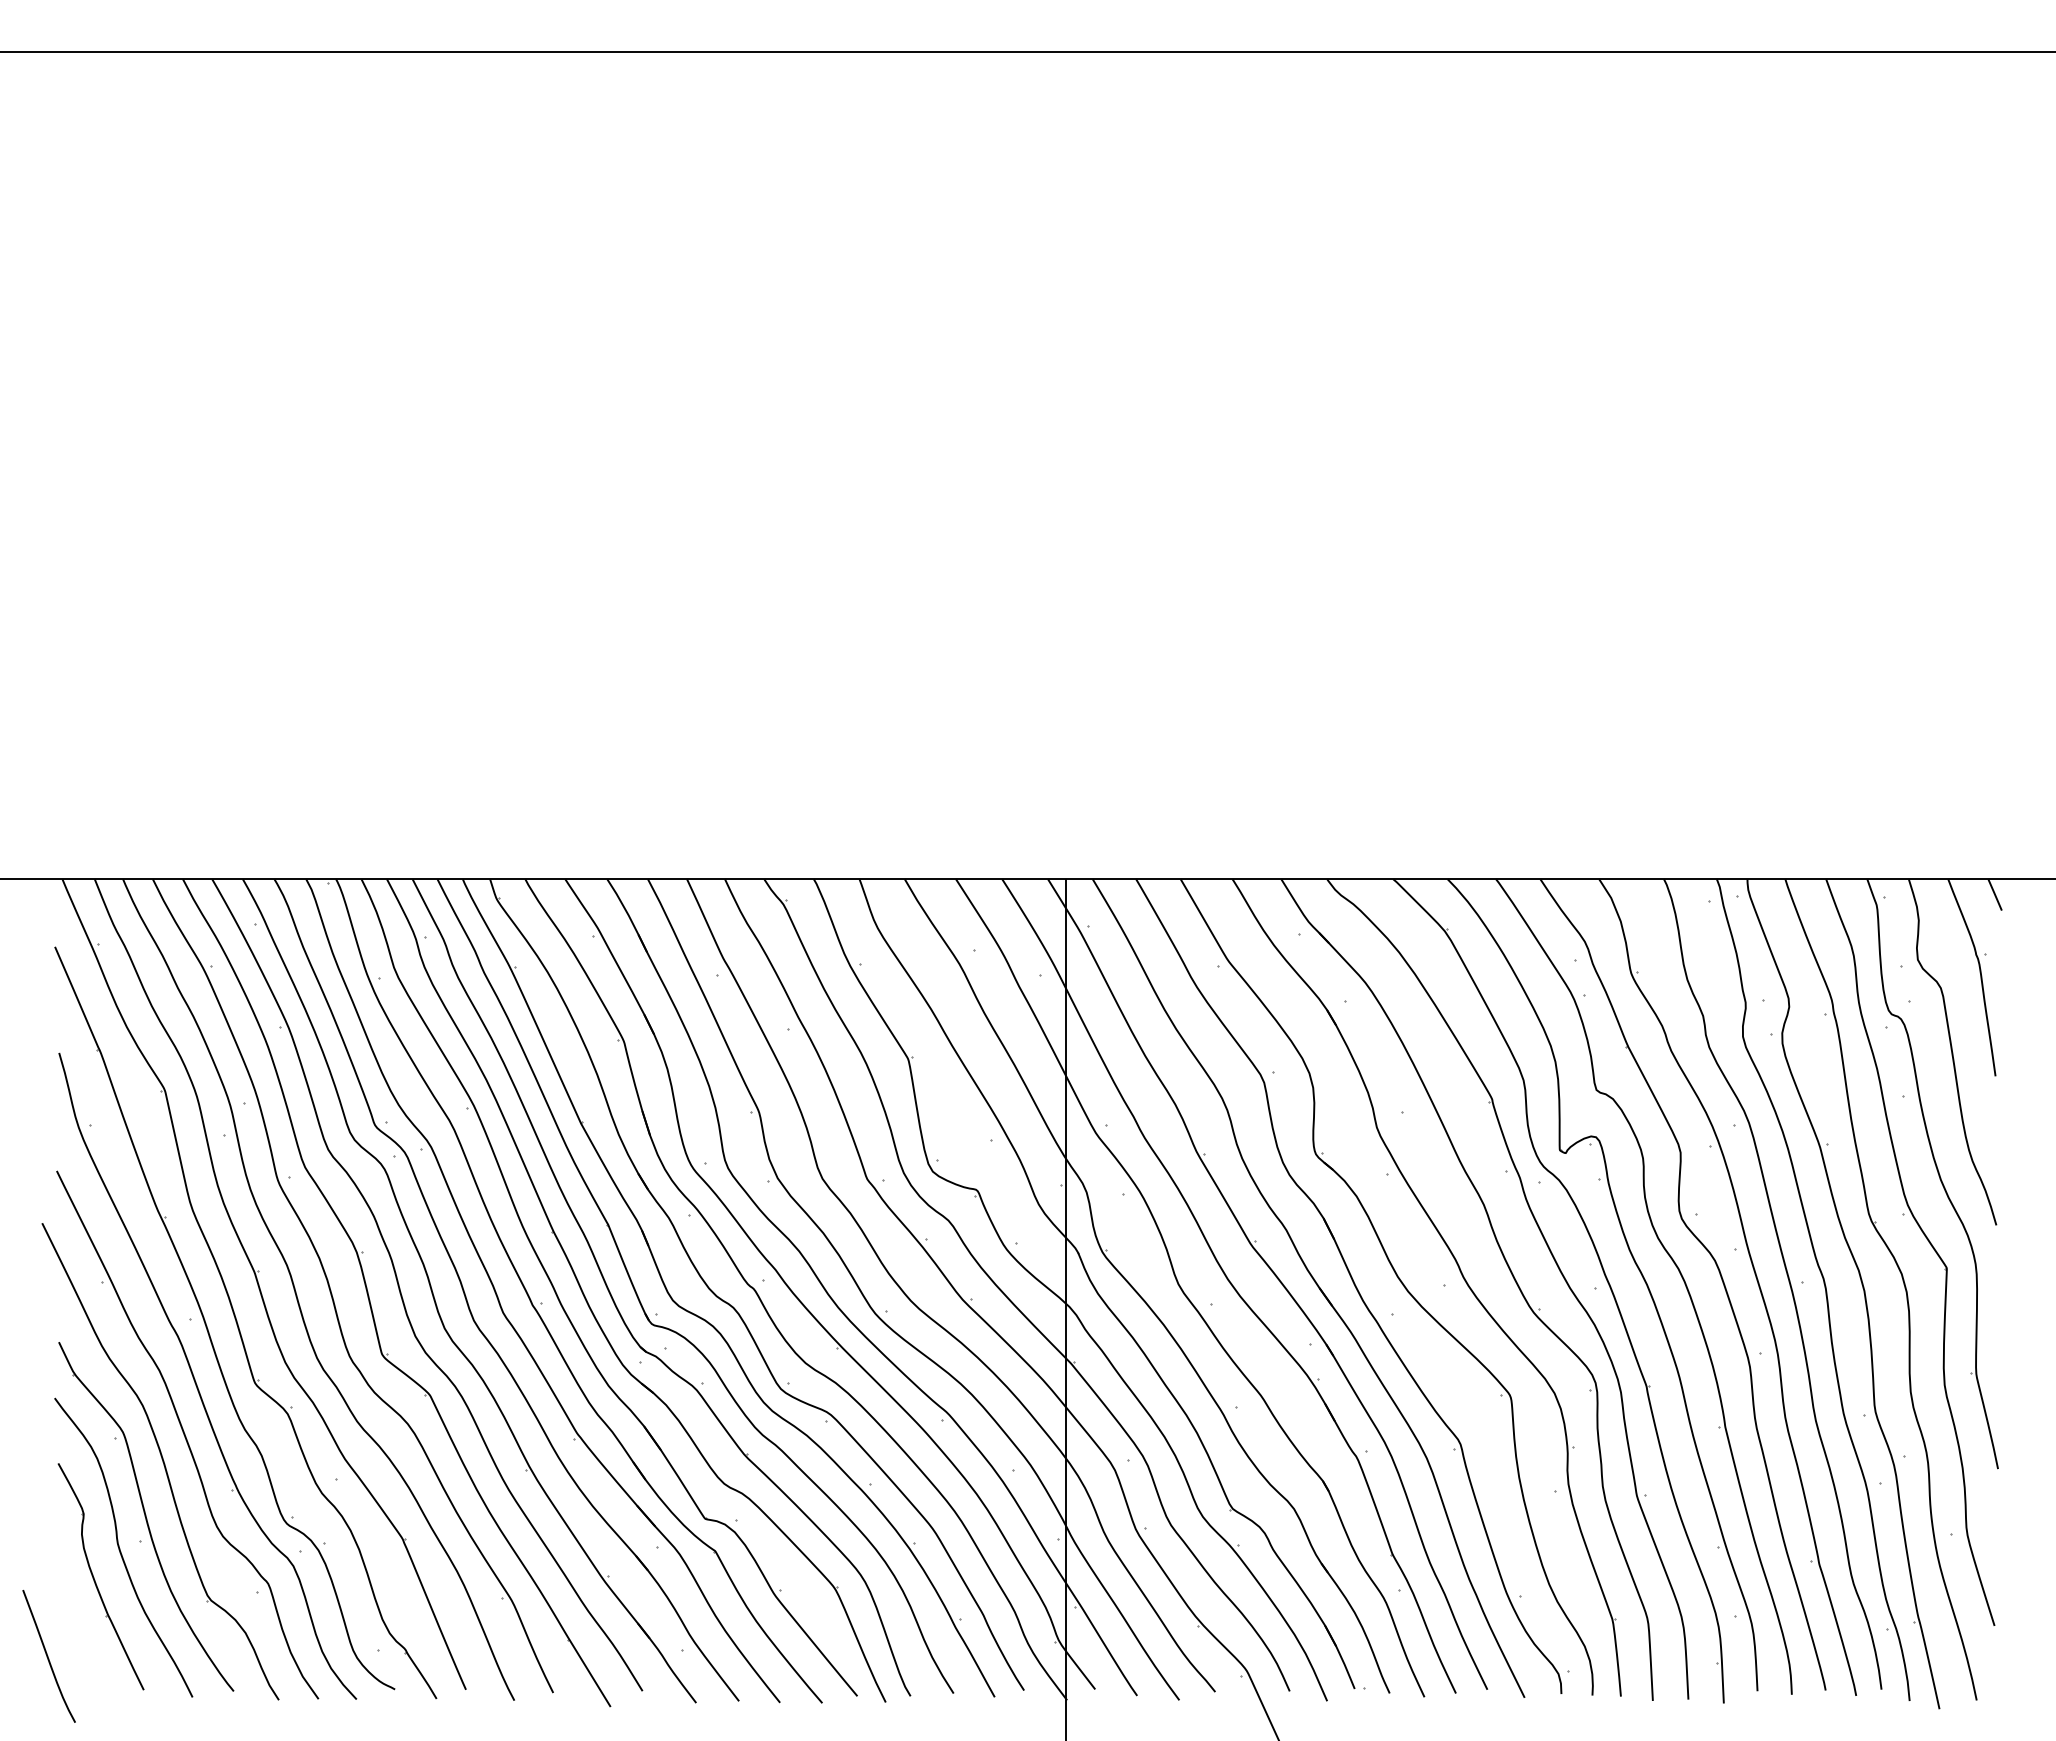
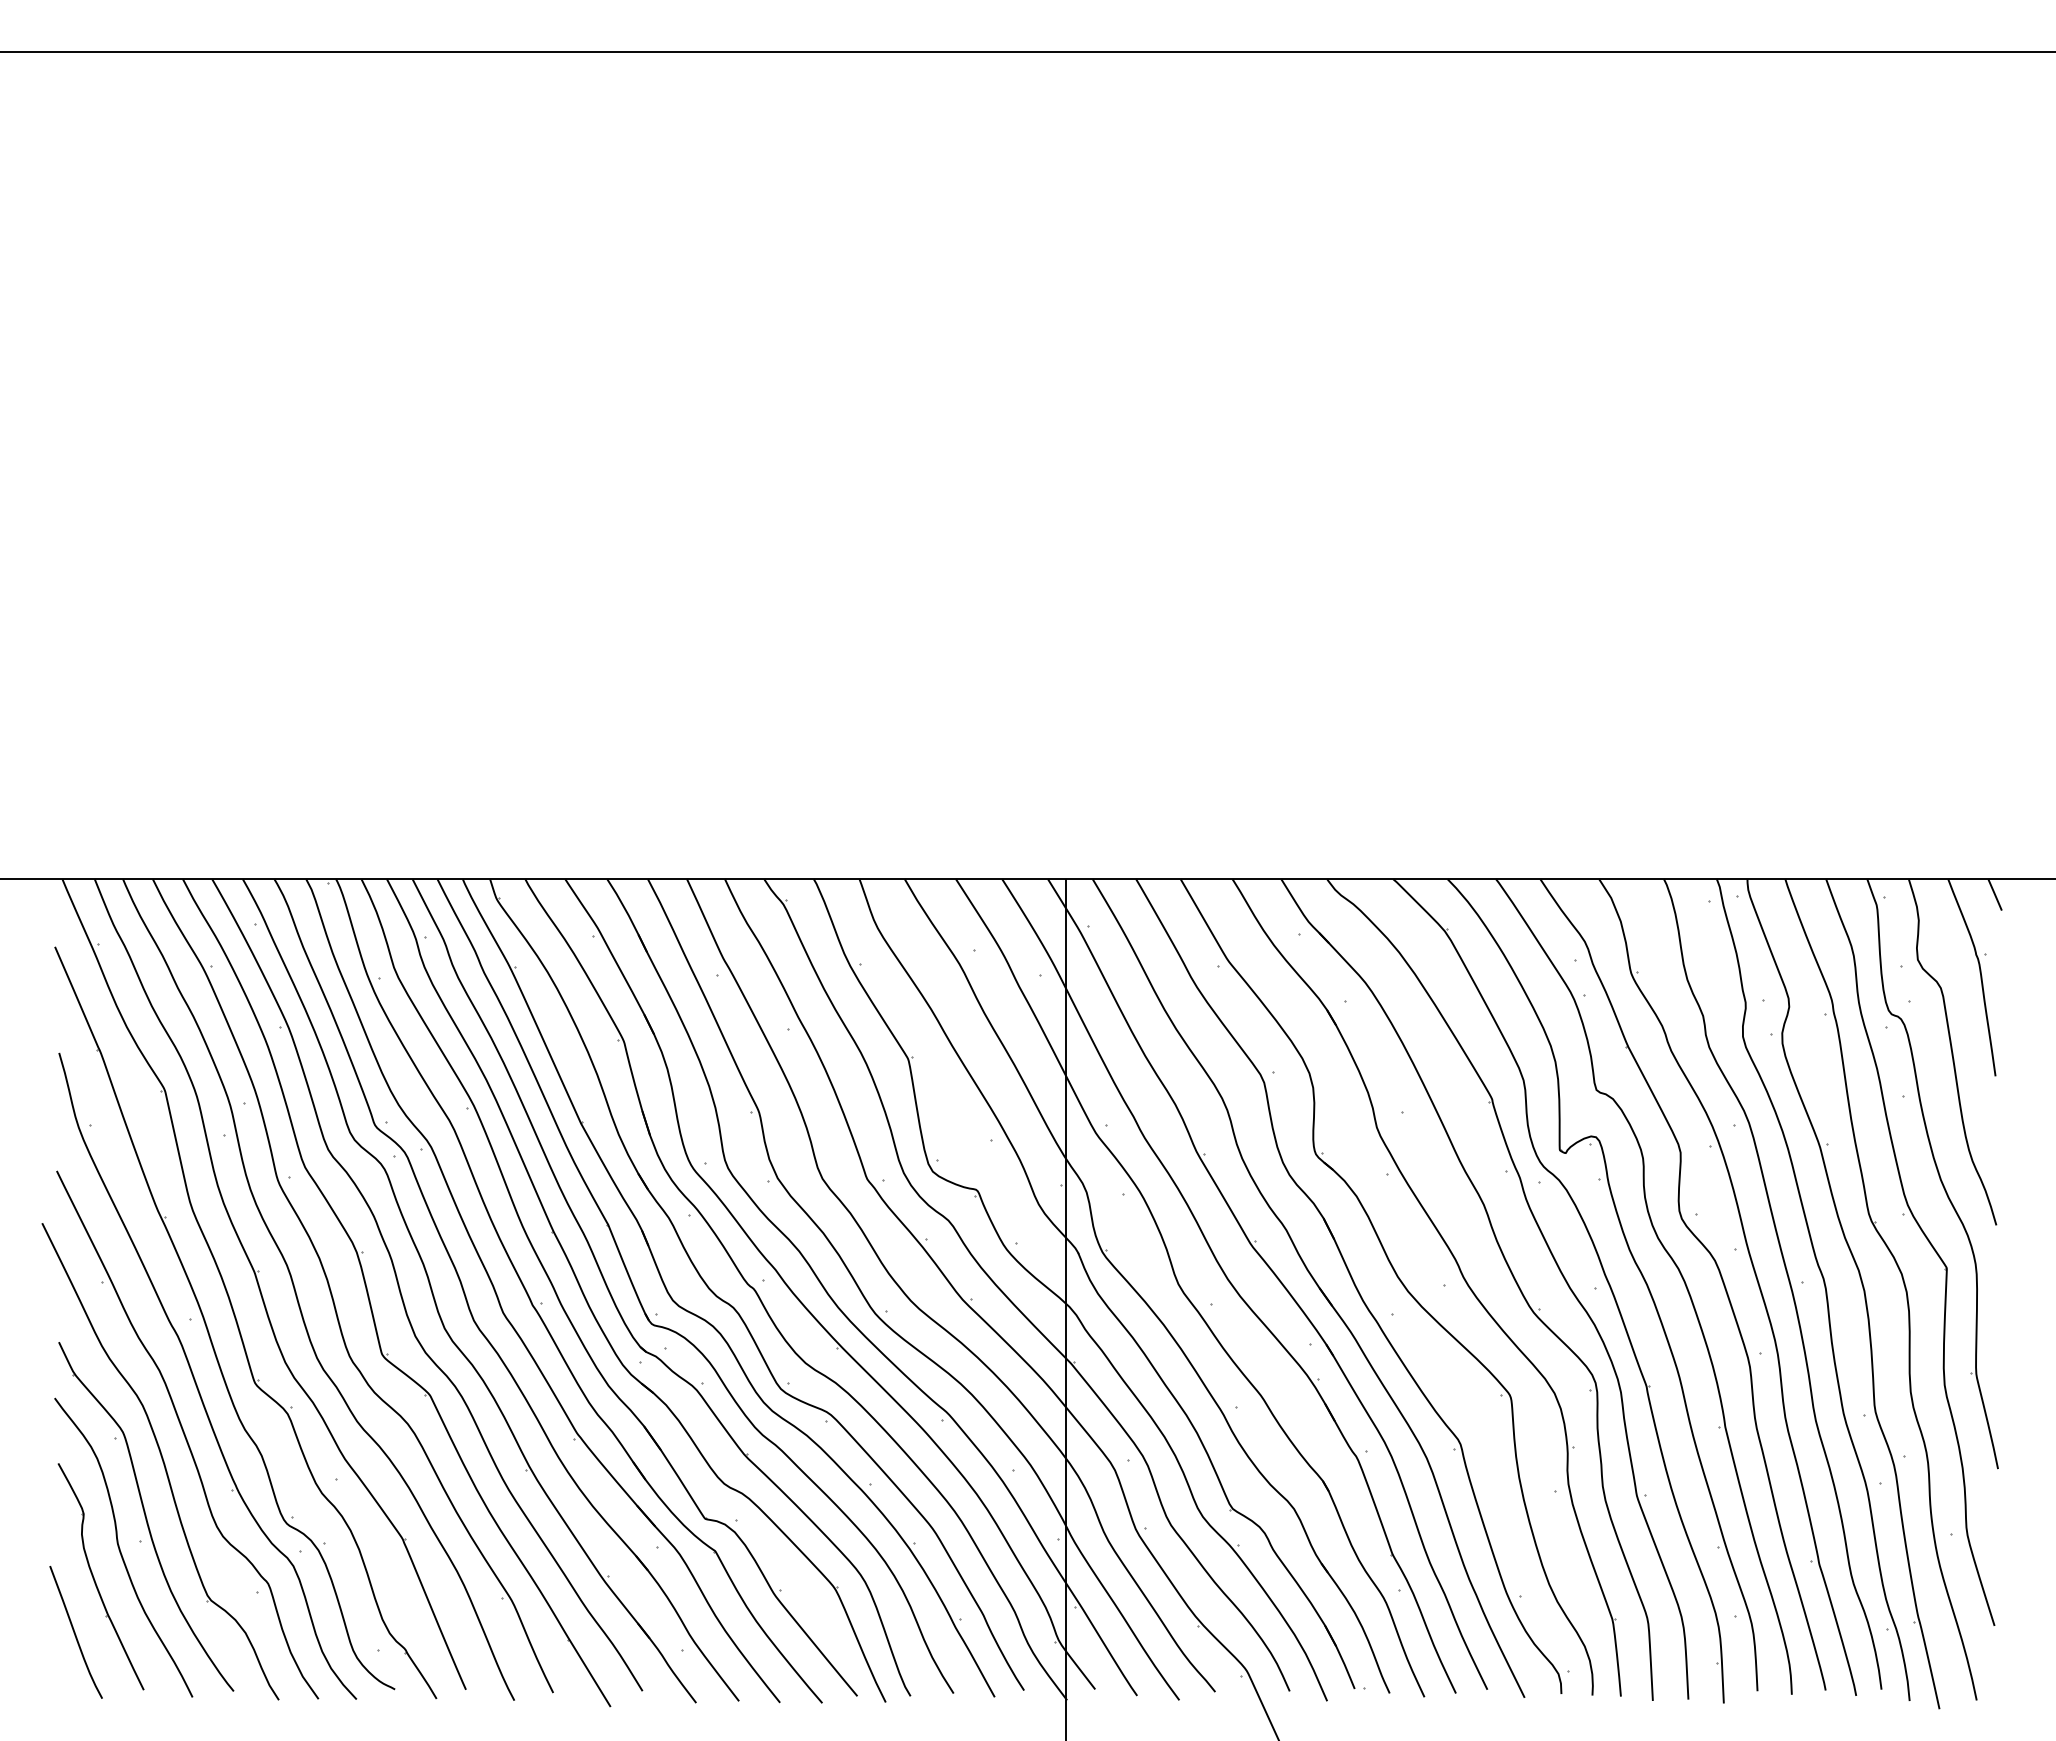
curve position: (48, 1656) -> (75, 1632) (75, 1632)
